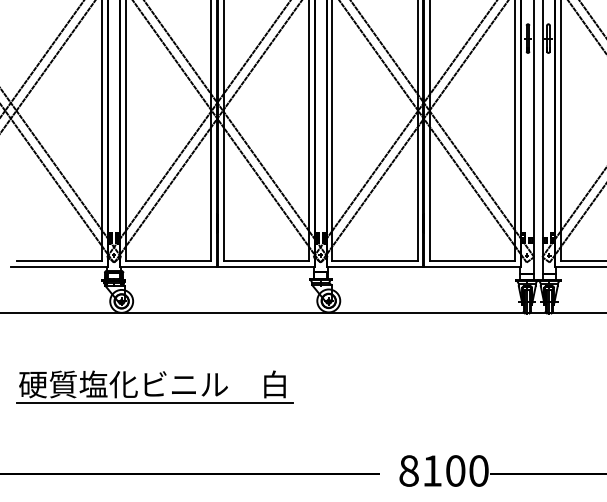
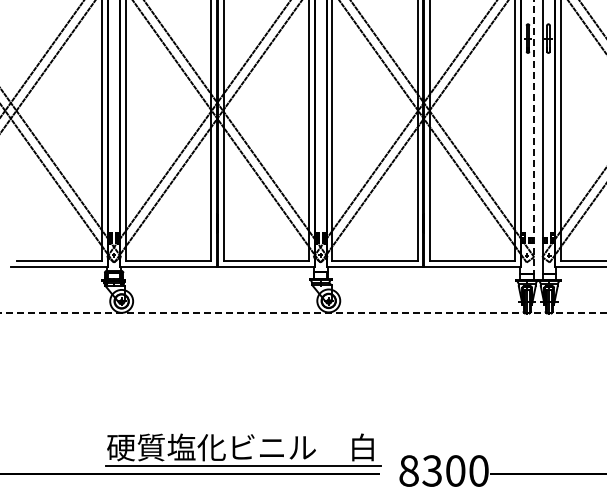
line: solid -> dashed (534, 137)
line: solid -> dashed (303, 312)
part position: (154, 386) -> (242, 449) (242, 449)
text: 8100 -> 8300 (431, 470)
